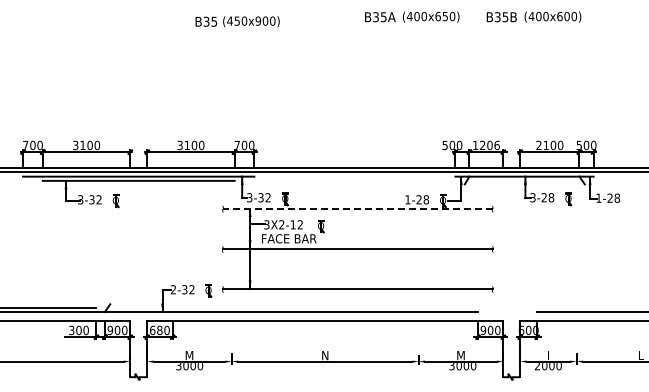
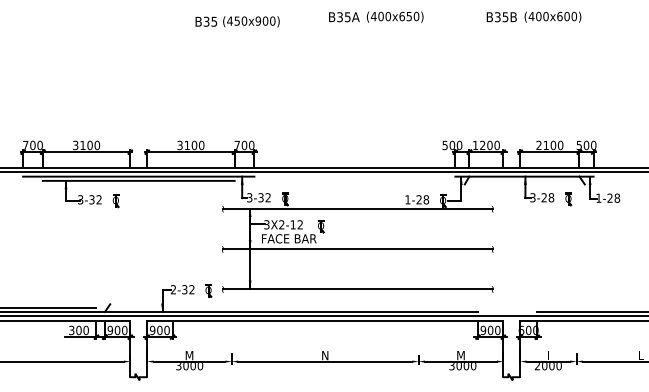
text position: (412, 16) -> (376, 16) (376, 16)
text: 1206 -> 1200 (496, 144)
line: dashed -> solid (357, 208)
line: none -> present (323, 316)
text: 680 -> 900 (155, 330)
